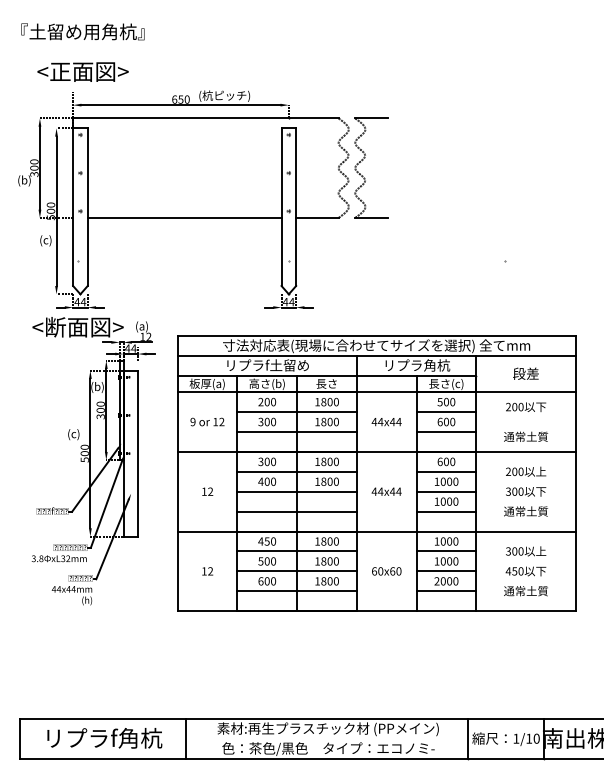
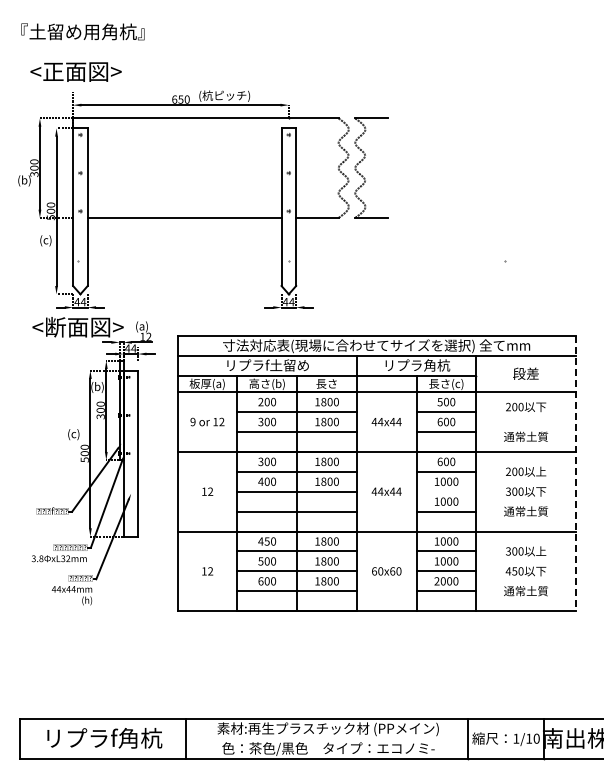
text position: (82, 71) -> (75, 71) (75, 71)
line: solid -> dashed (575, 473)
line: present -> none (446, 491)
